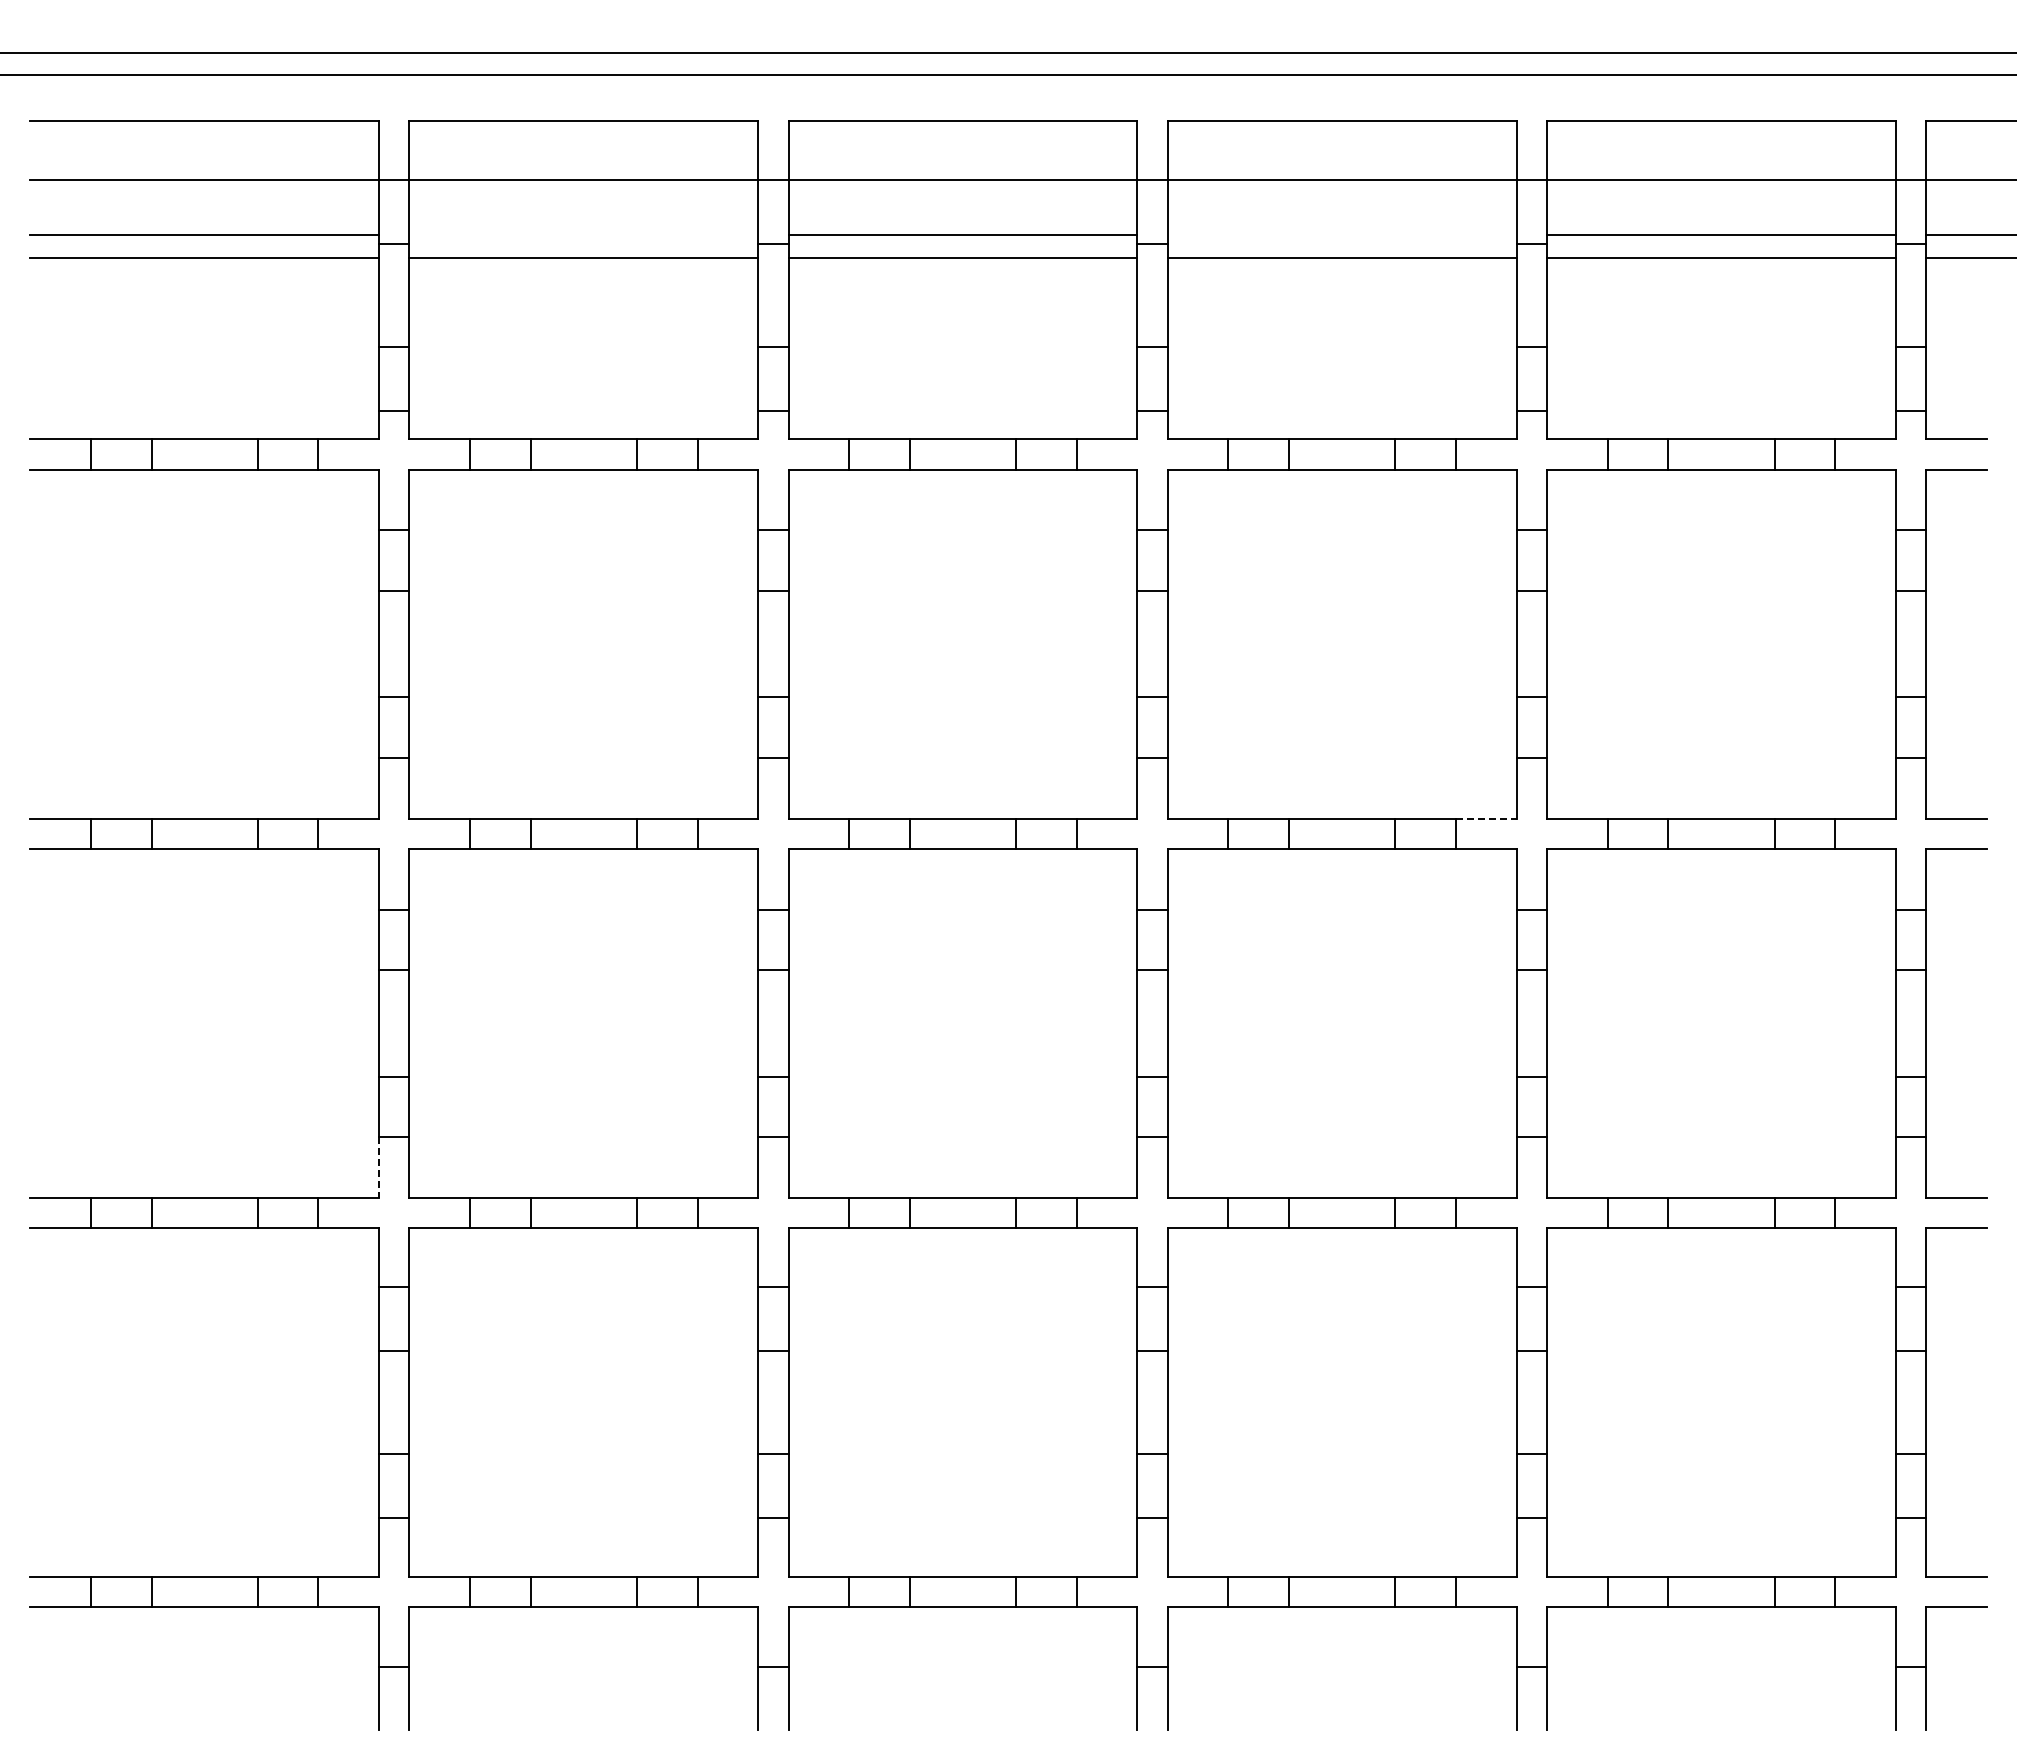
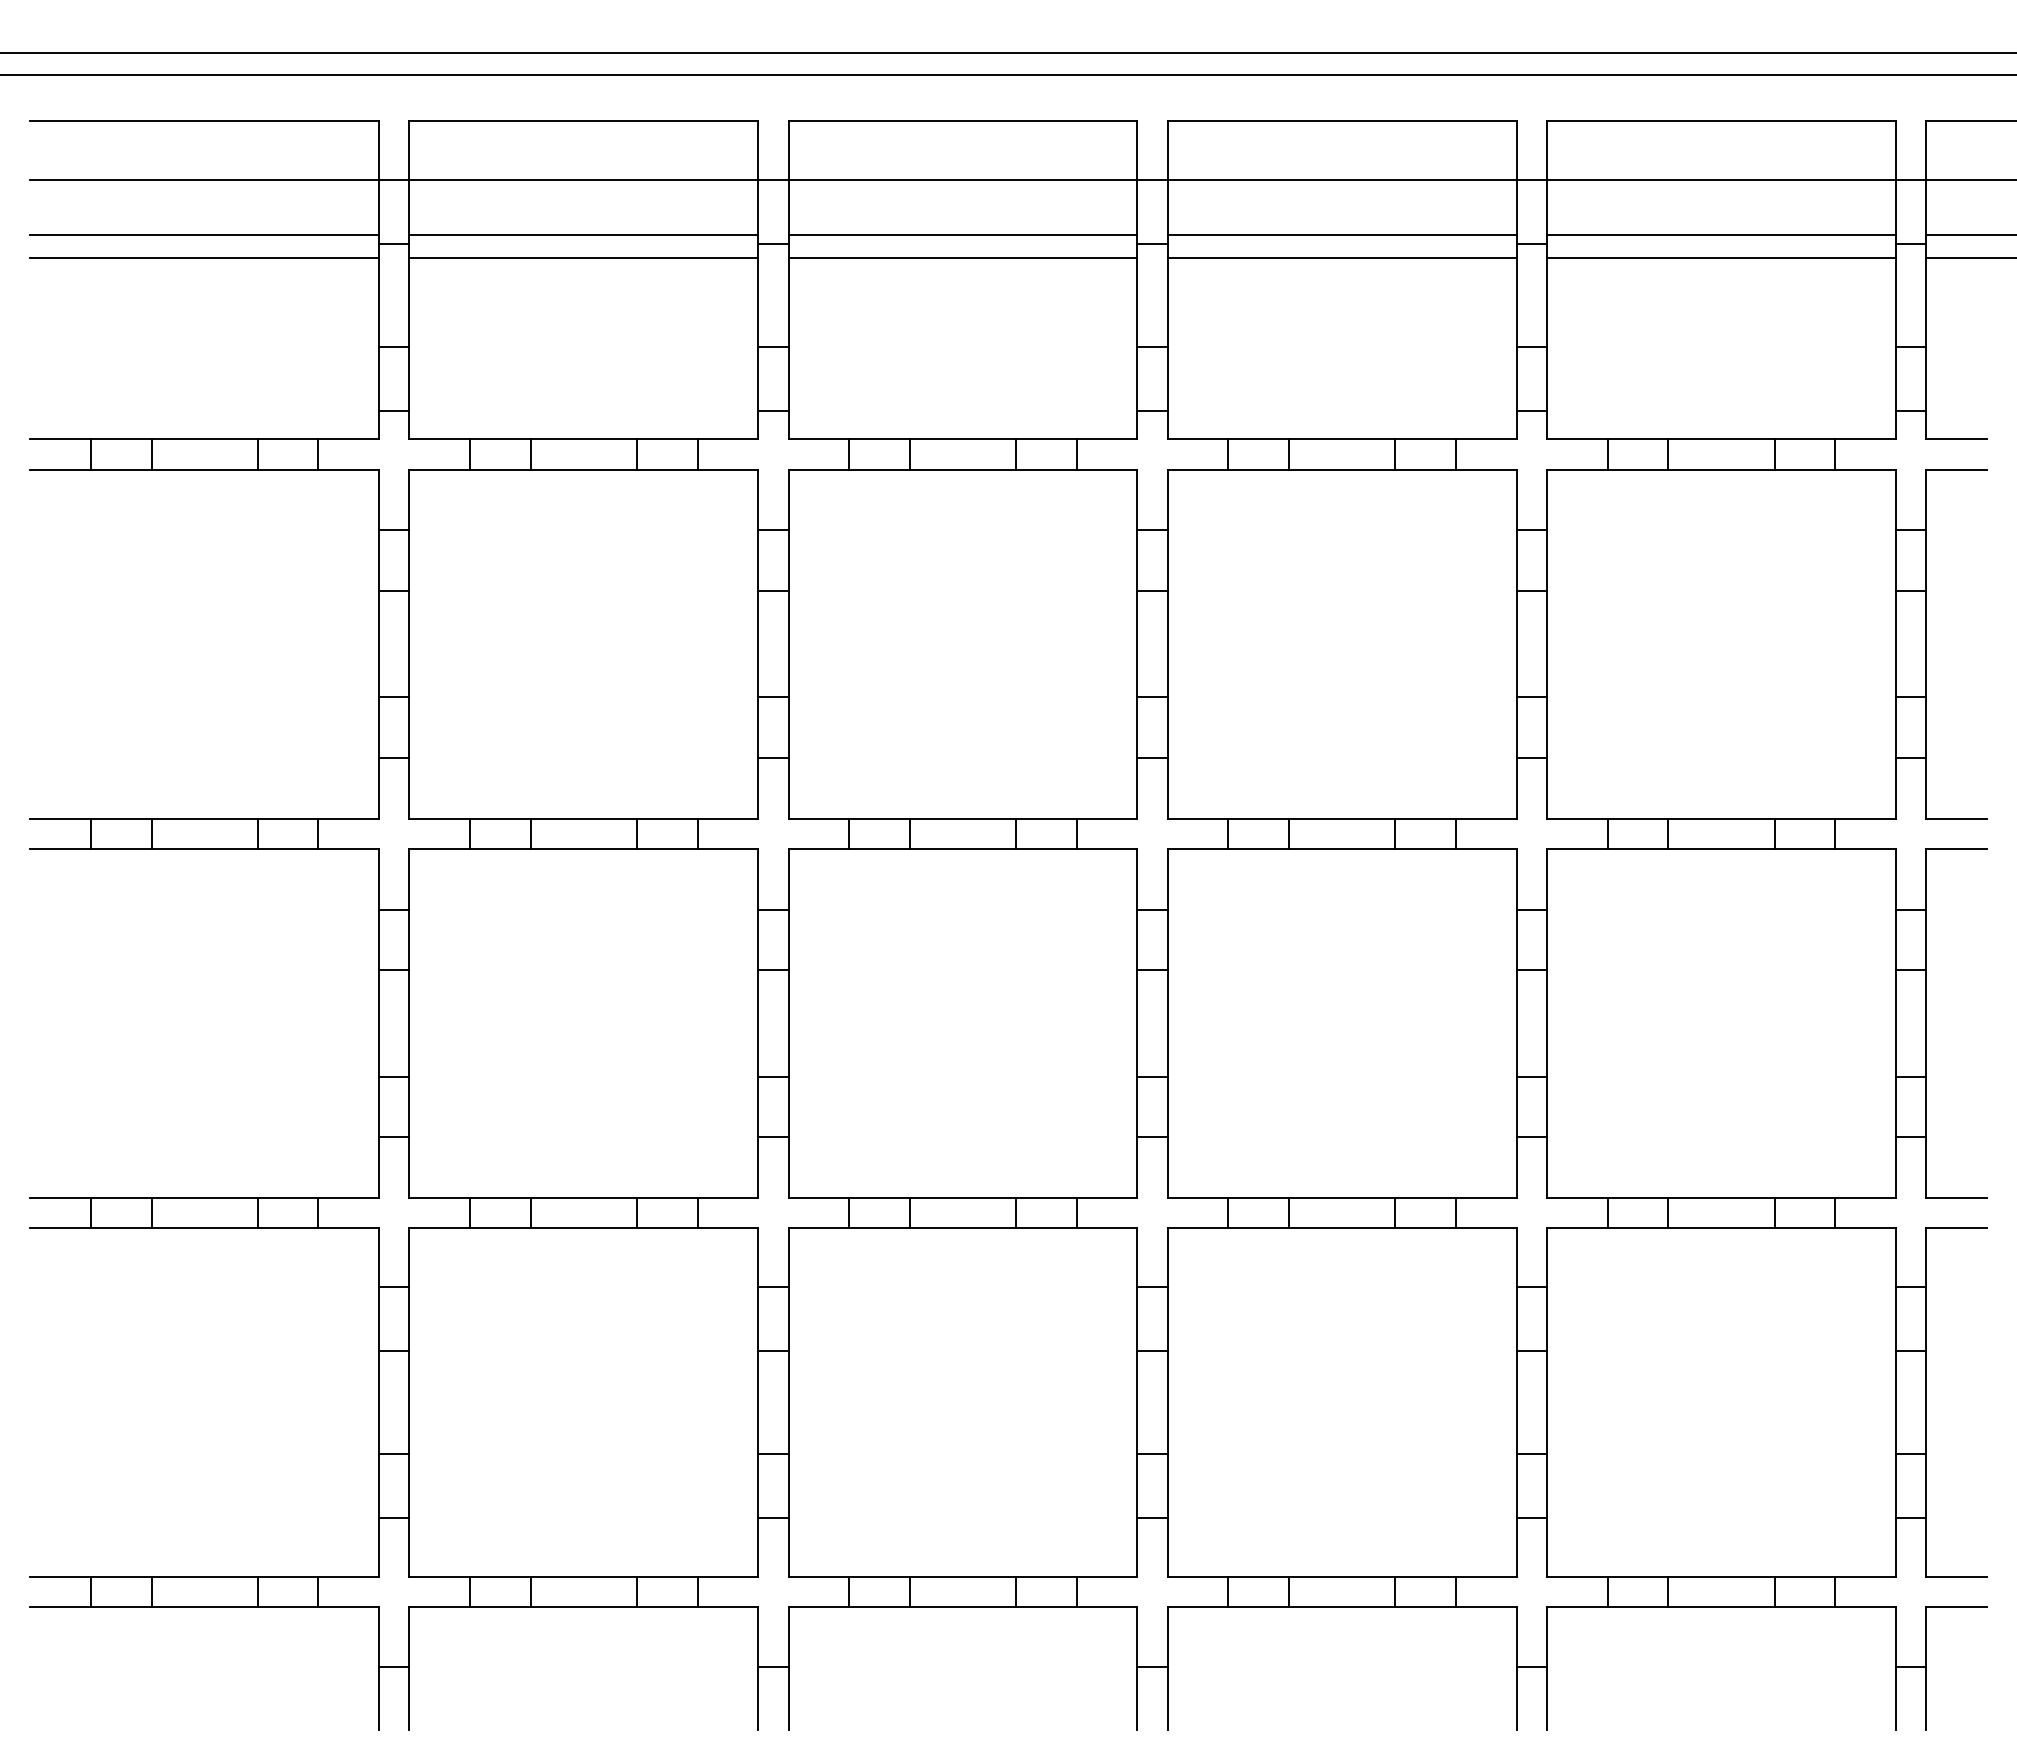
line: none -> present (583, 234)
line: none -> present (1341, 234)
line: dashed -> solid (1486, 818)
line: dashed -> solid (379, 1168)
